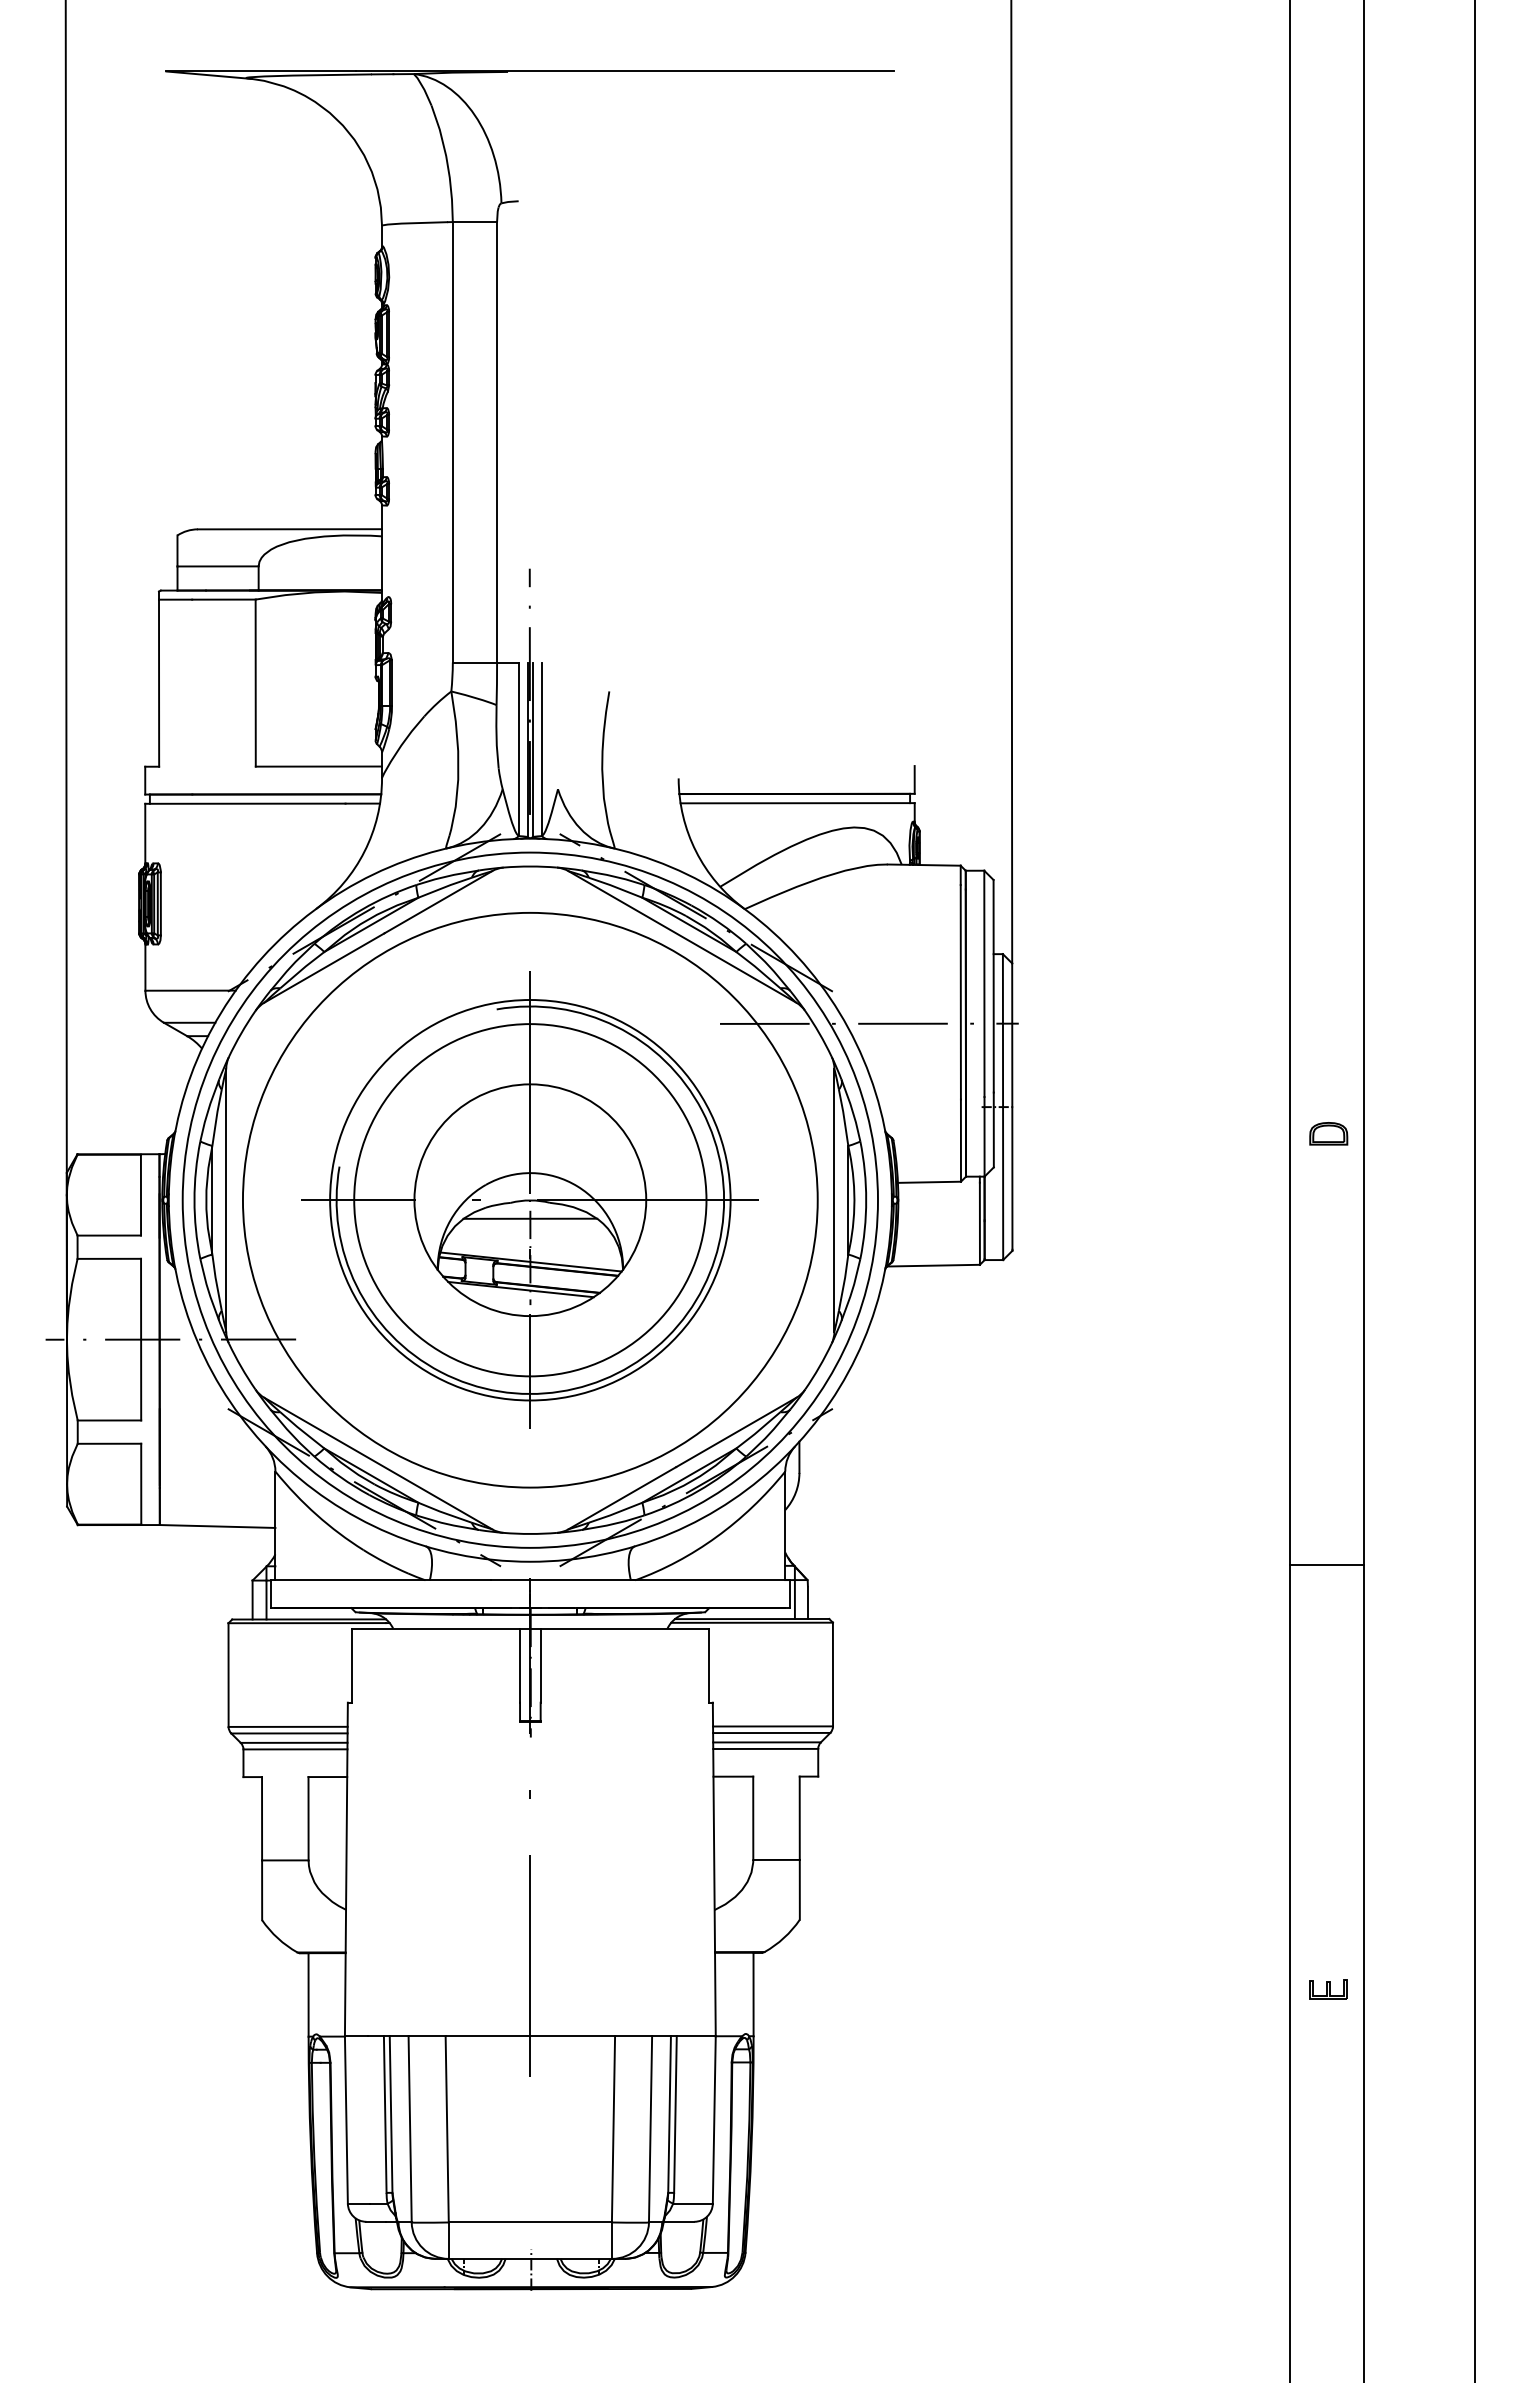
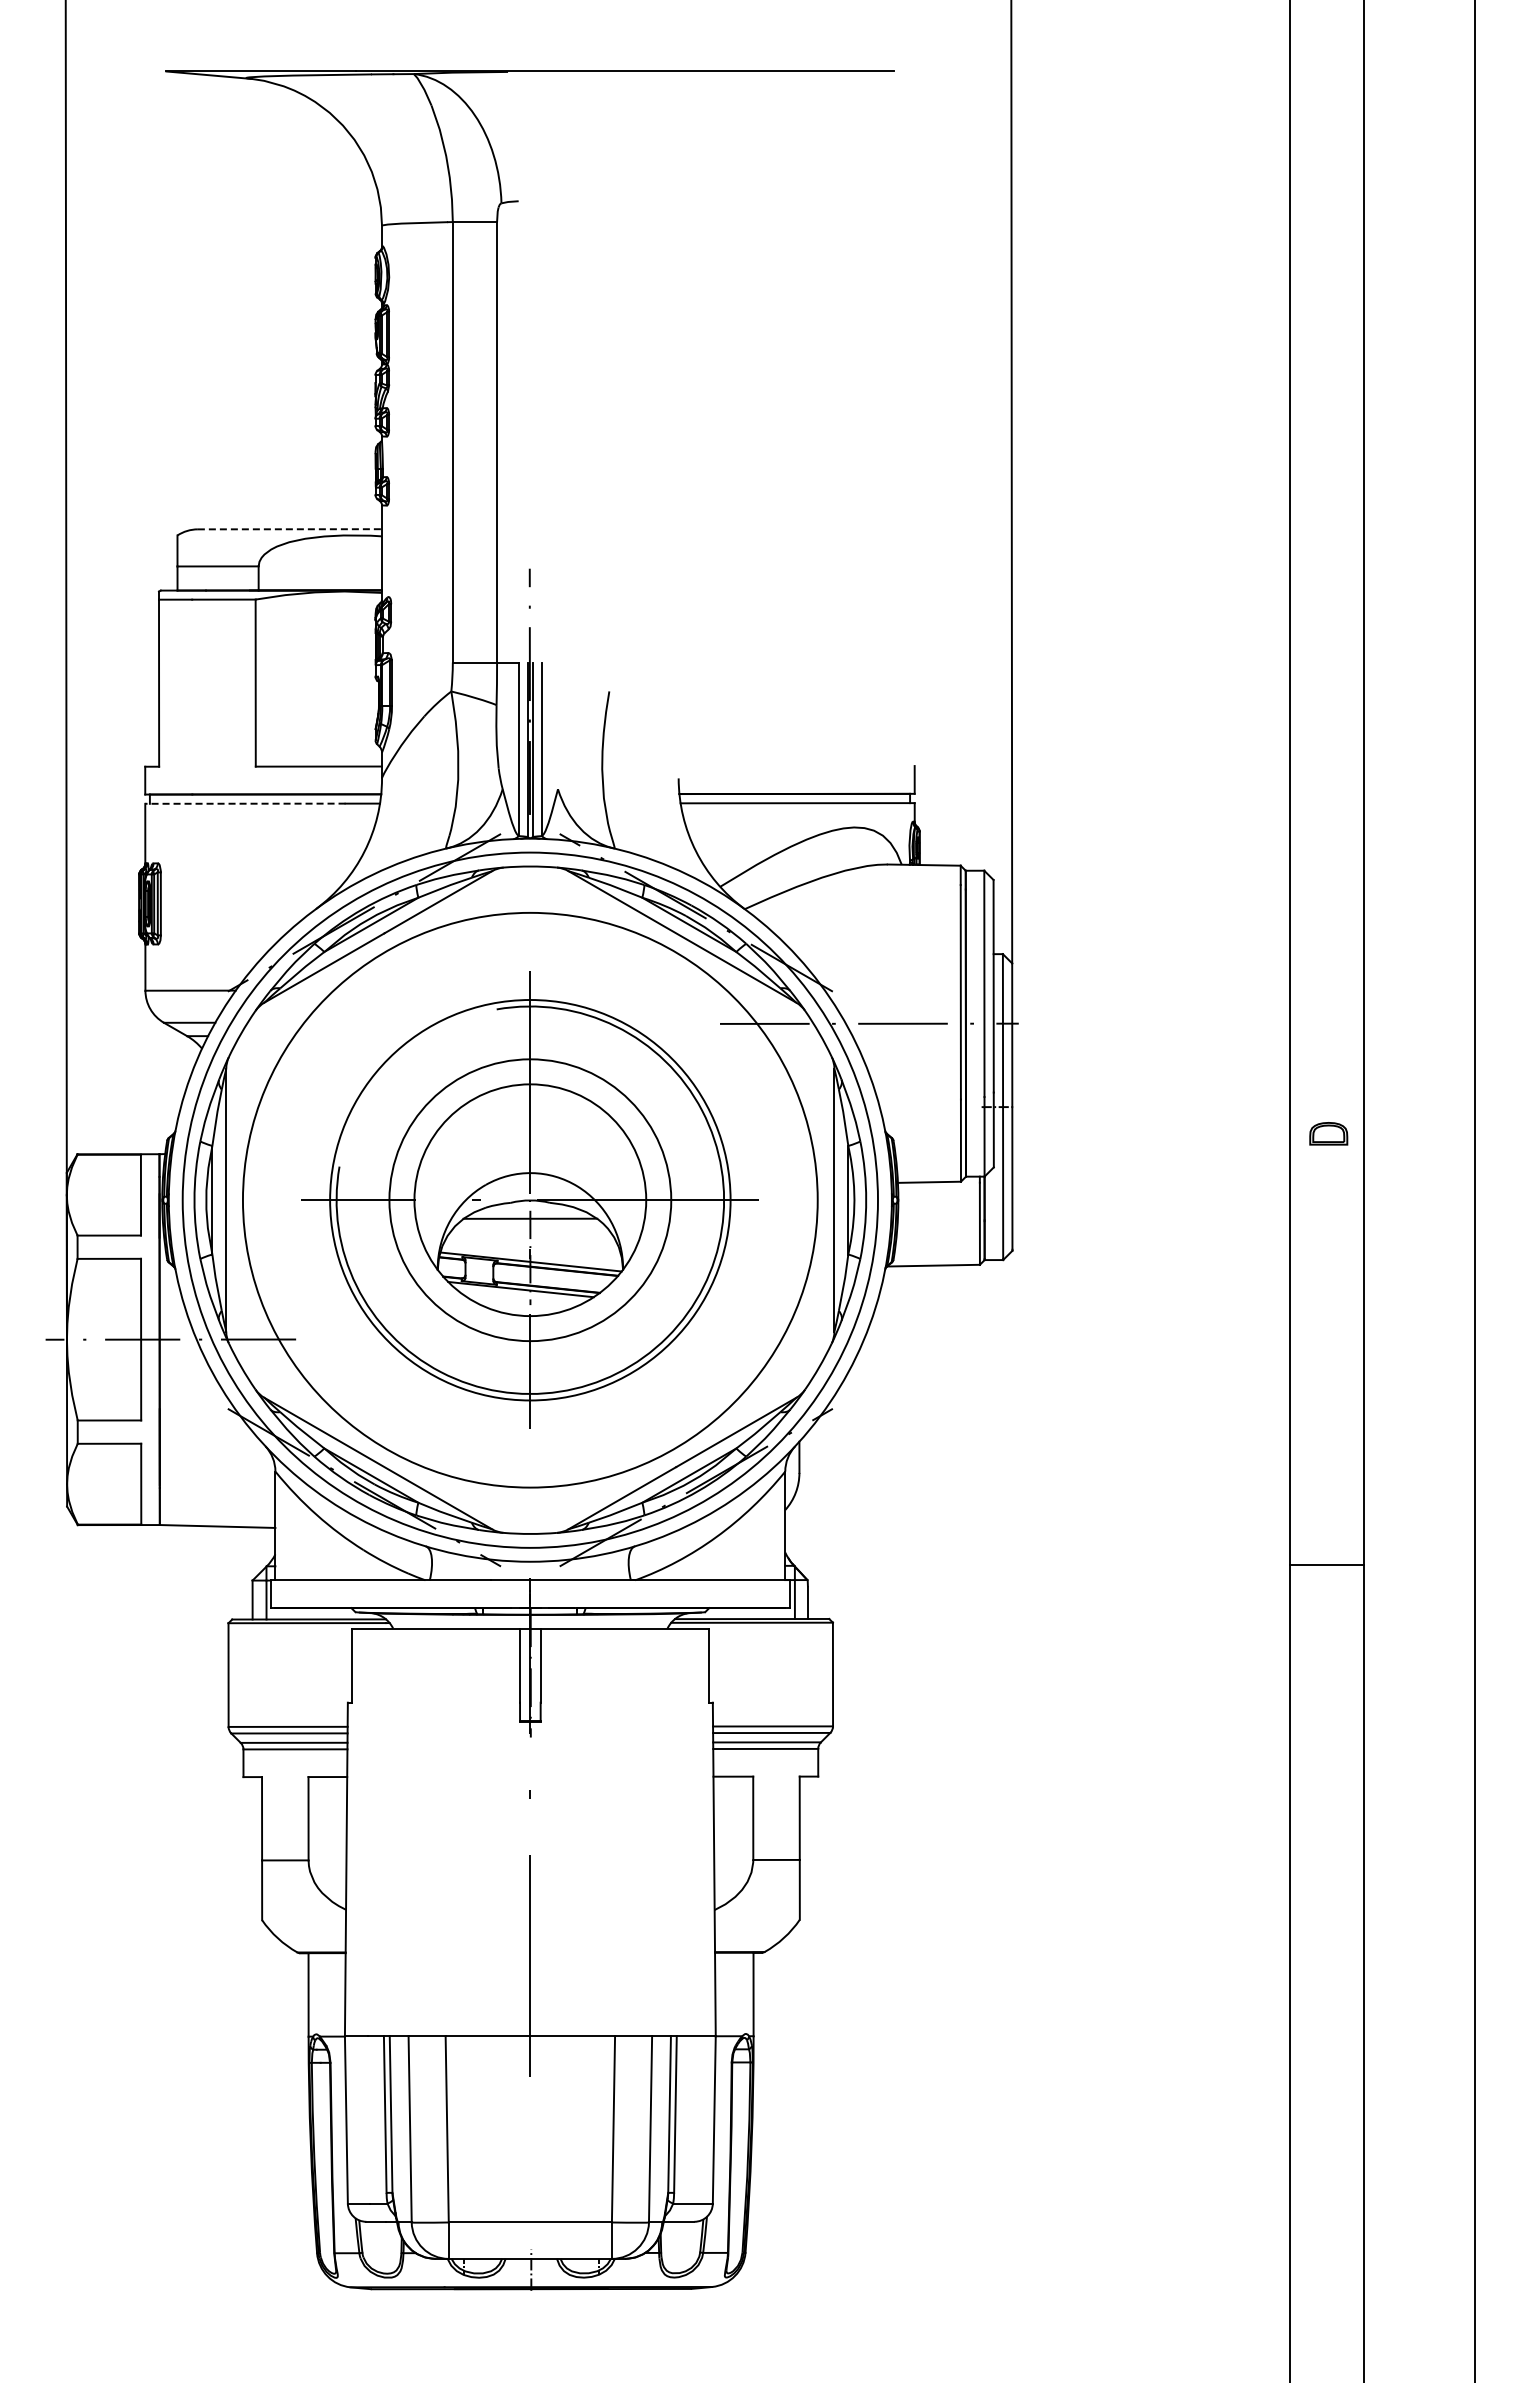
line: solid -> dashed (290, 529)
line: solid -> dashed (244, 803)
circle diameter: 352 px -> 282 px (530, 1200)
part: present -> none (1328, 1989)
